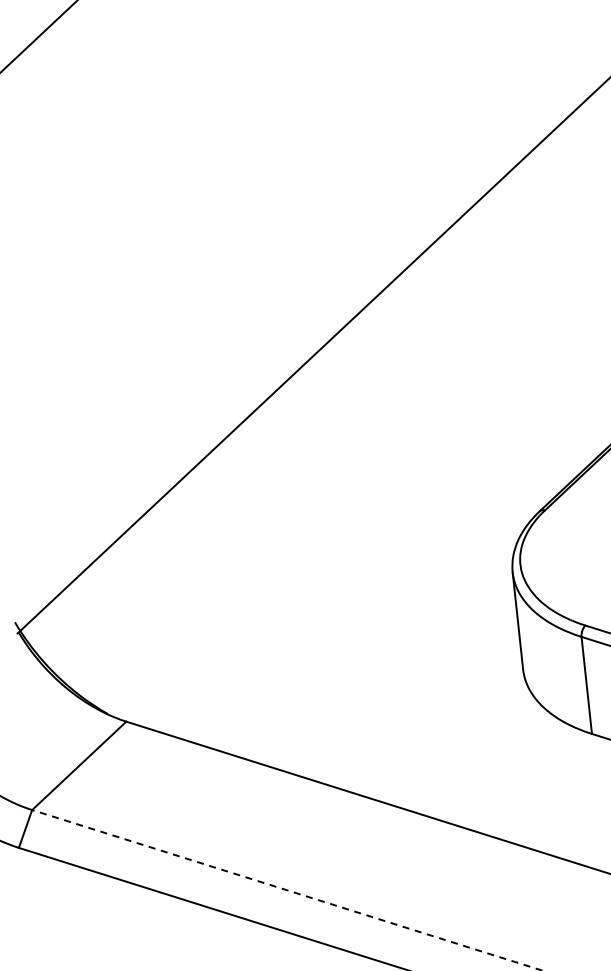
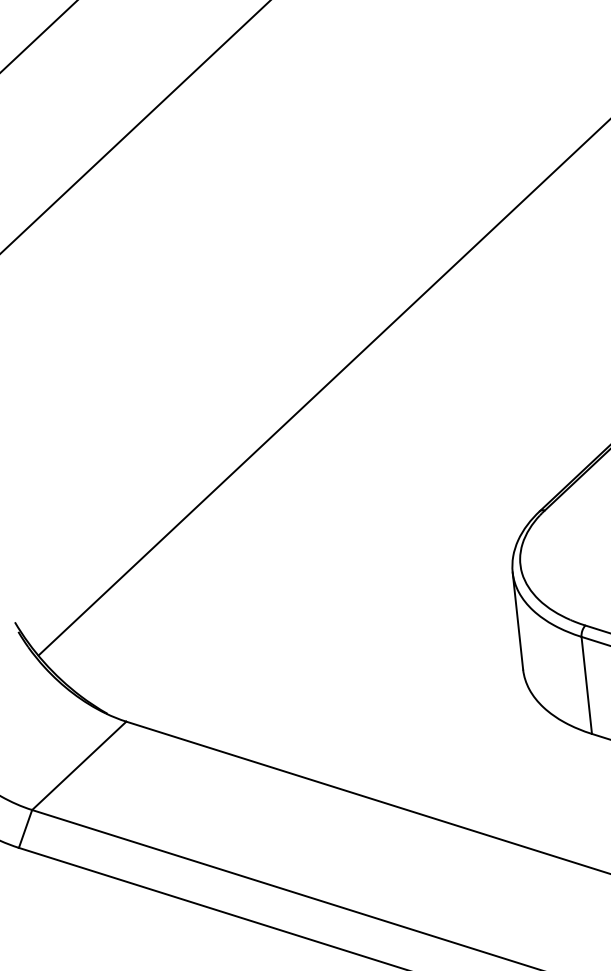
line: none -> present (135, 126)
line position: (312, 356) -> (322, 388) (322, 388)
line: dashed -> solid (287, 890)
